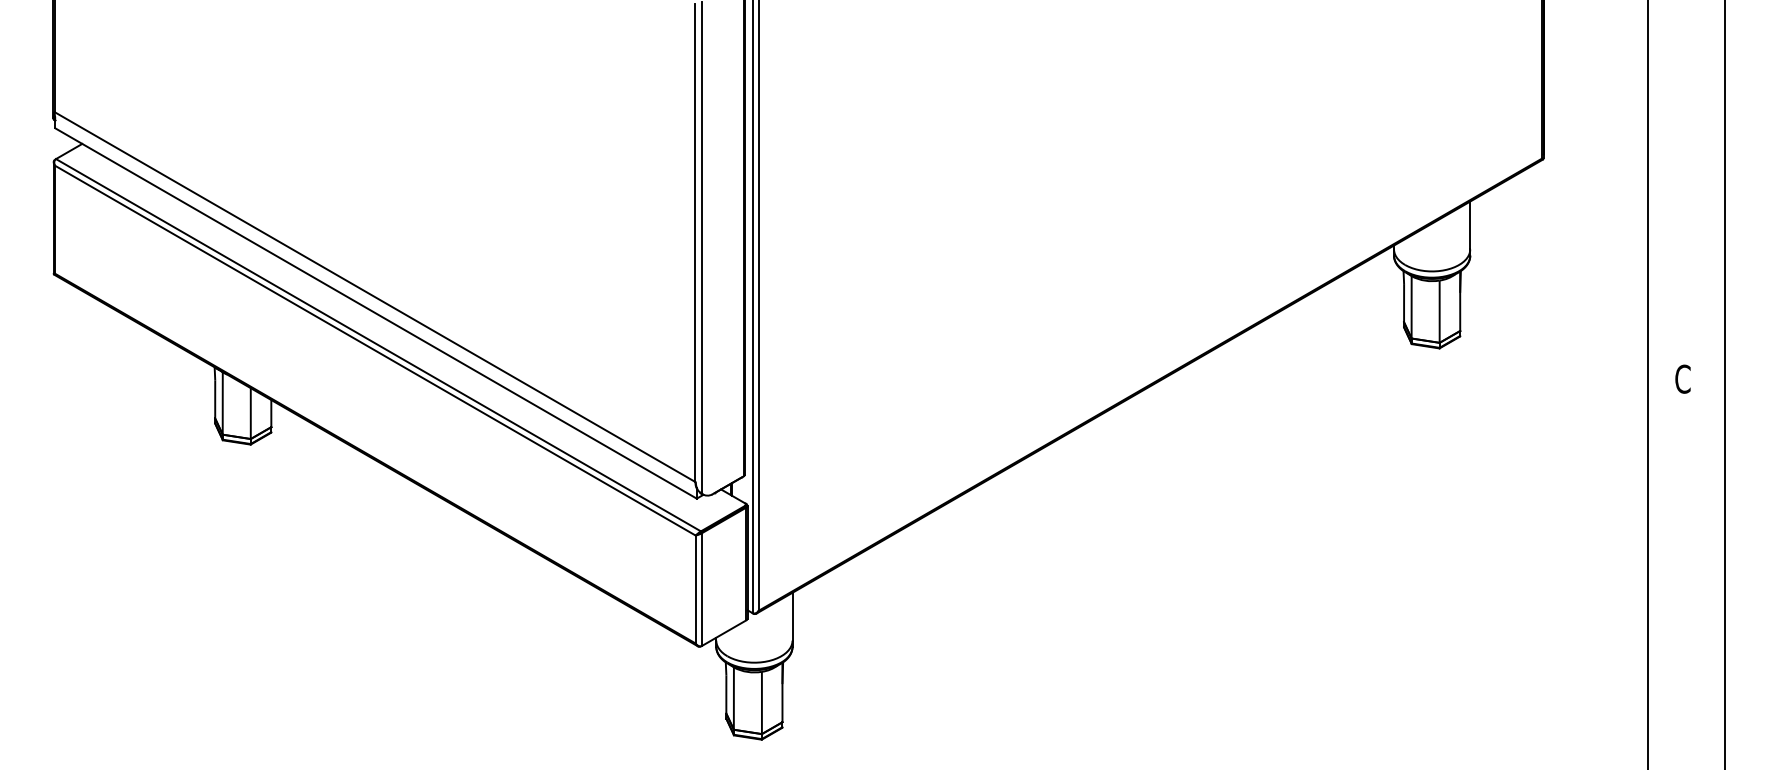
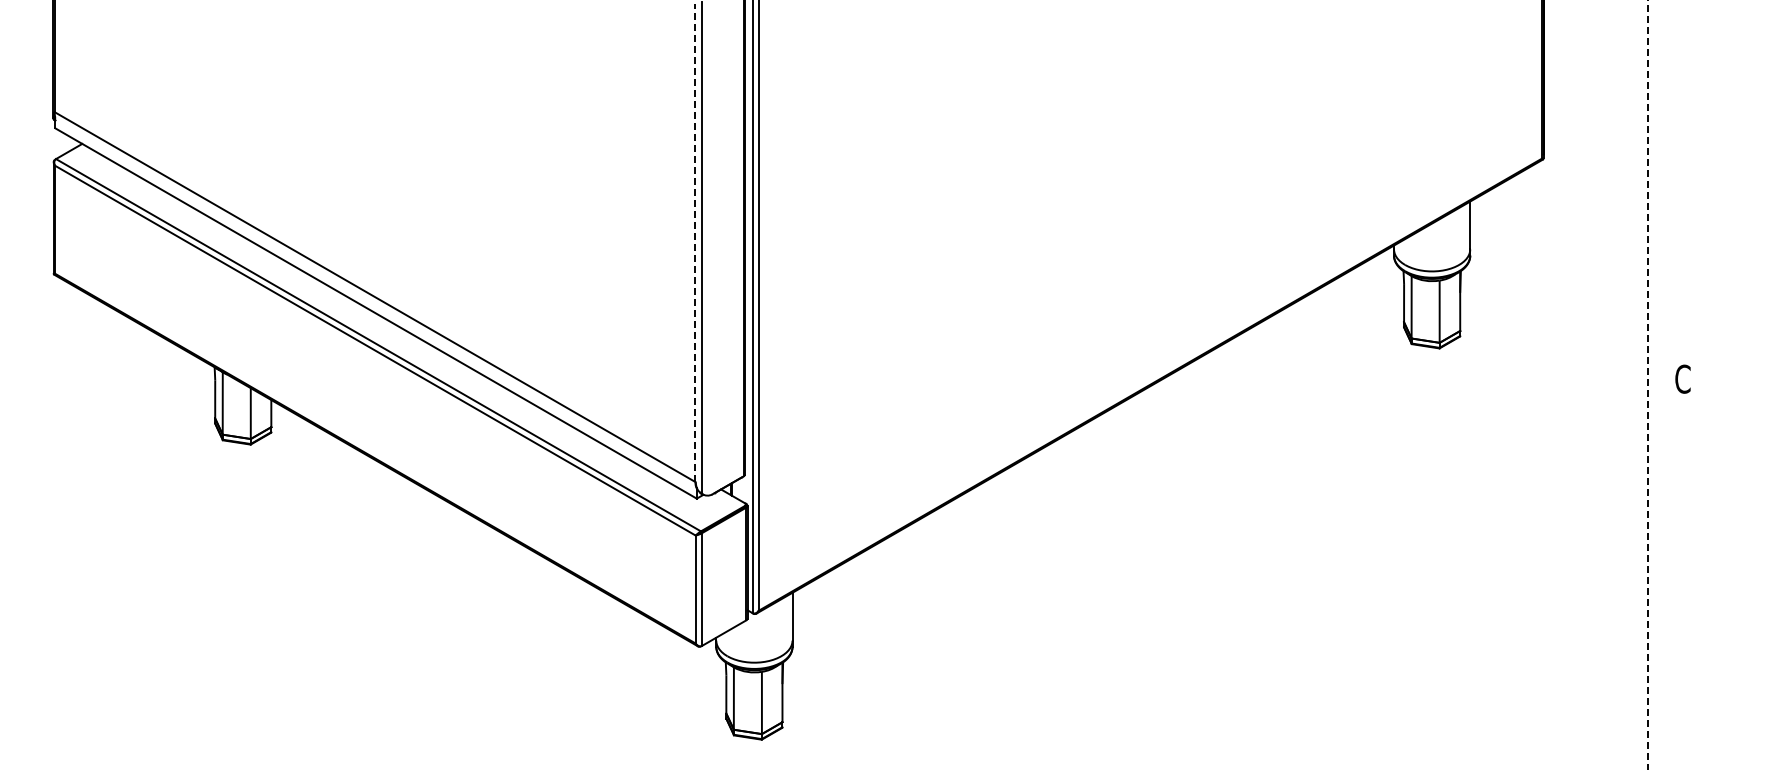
line: solid -> dashed (695, 243)
line: present -> none (1724, 384)
line: solid -> dashed (1648, 385)
